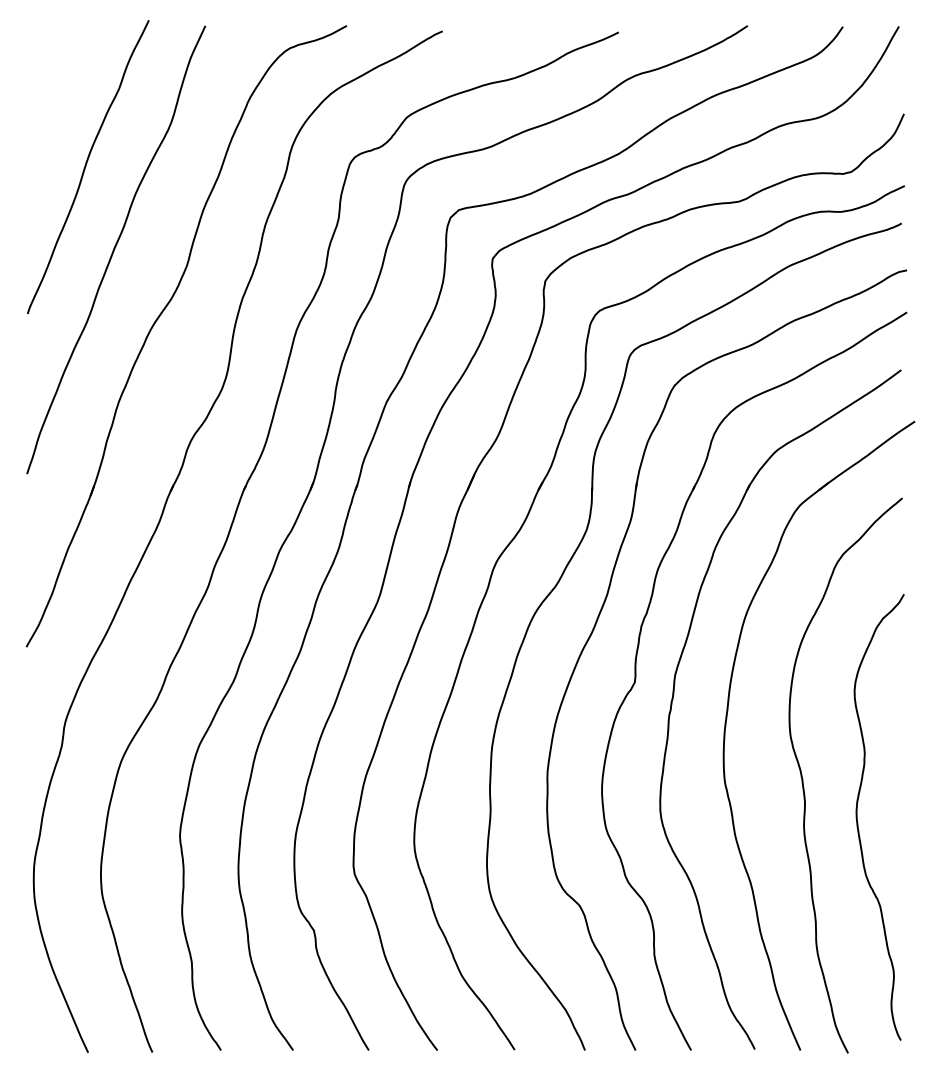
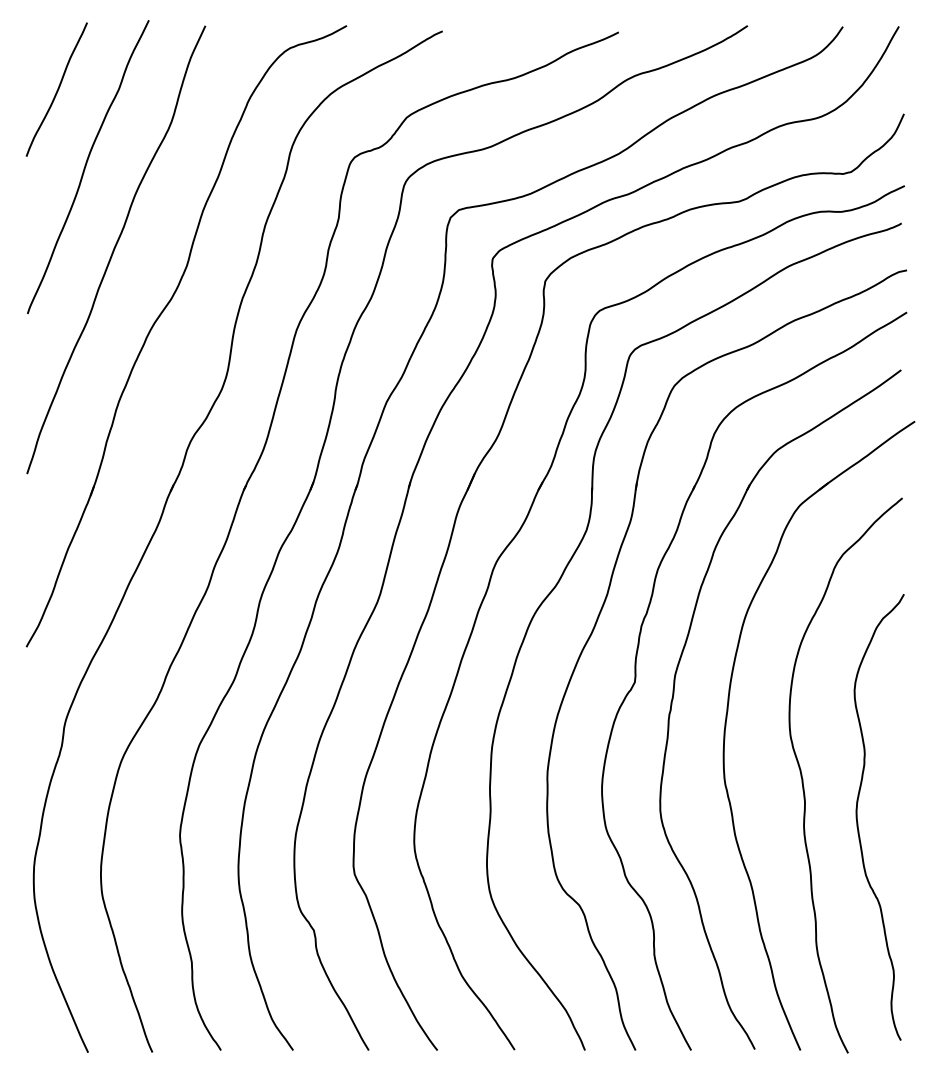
curve: none -> present (57, 89)
